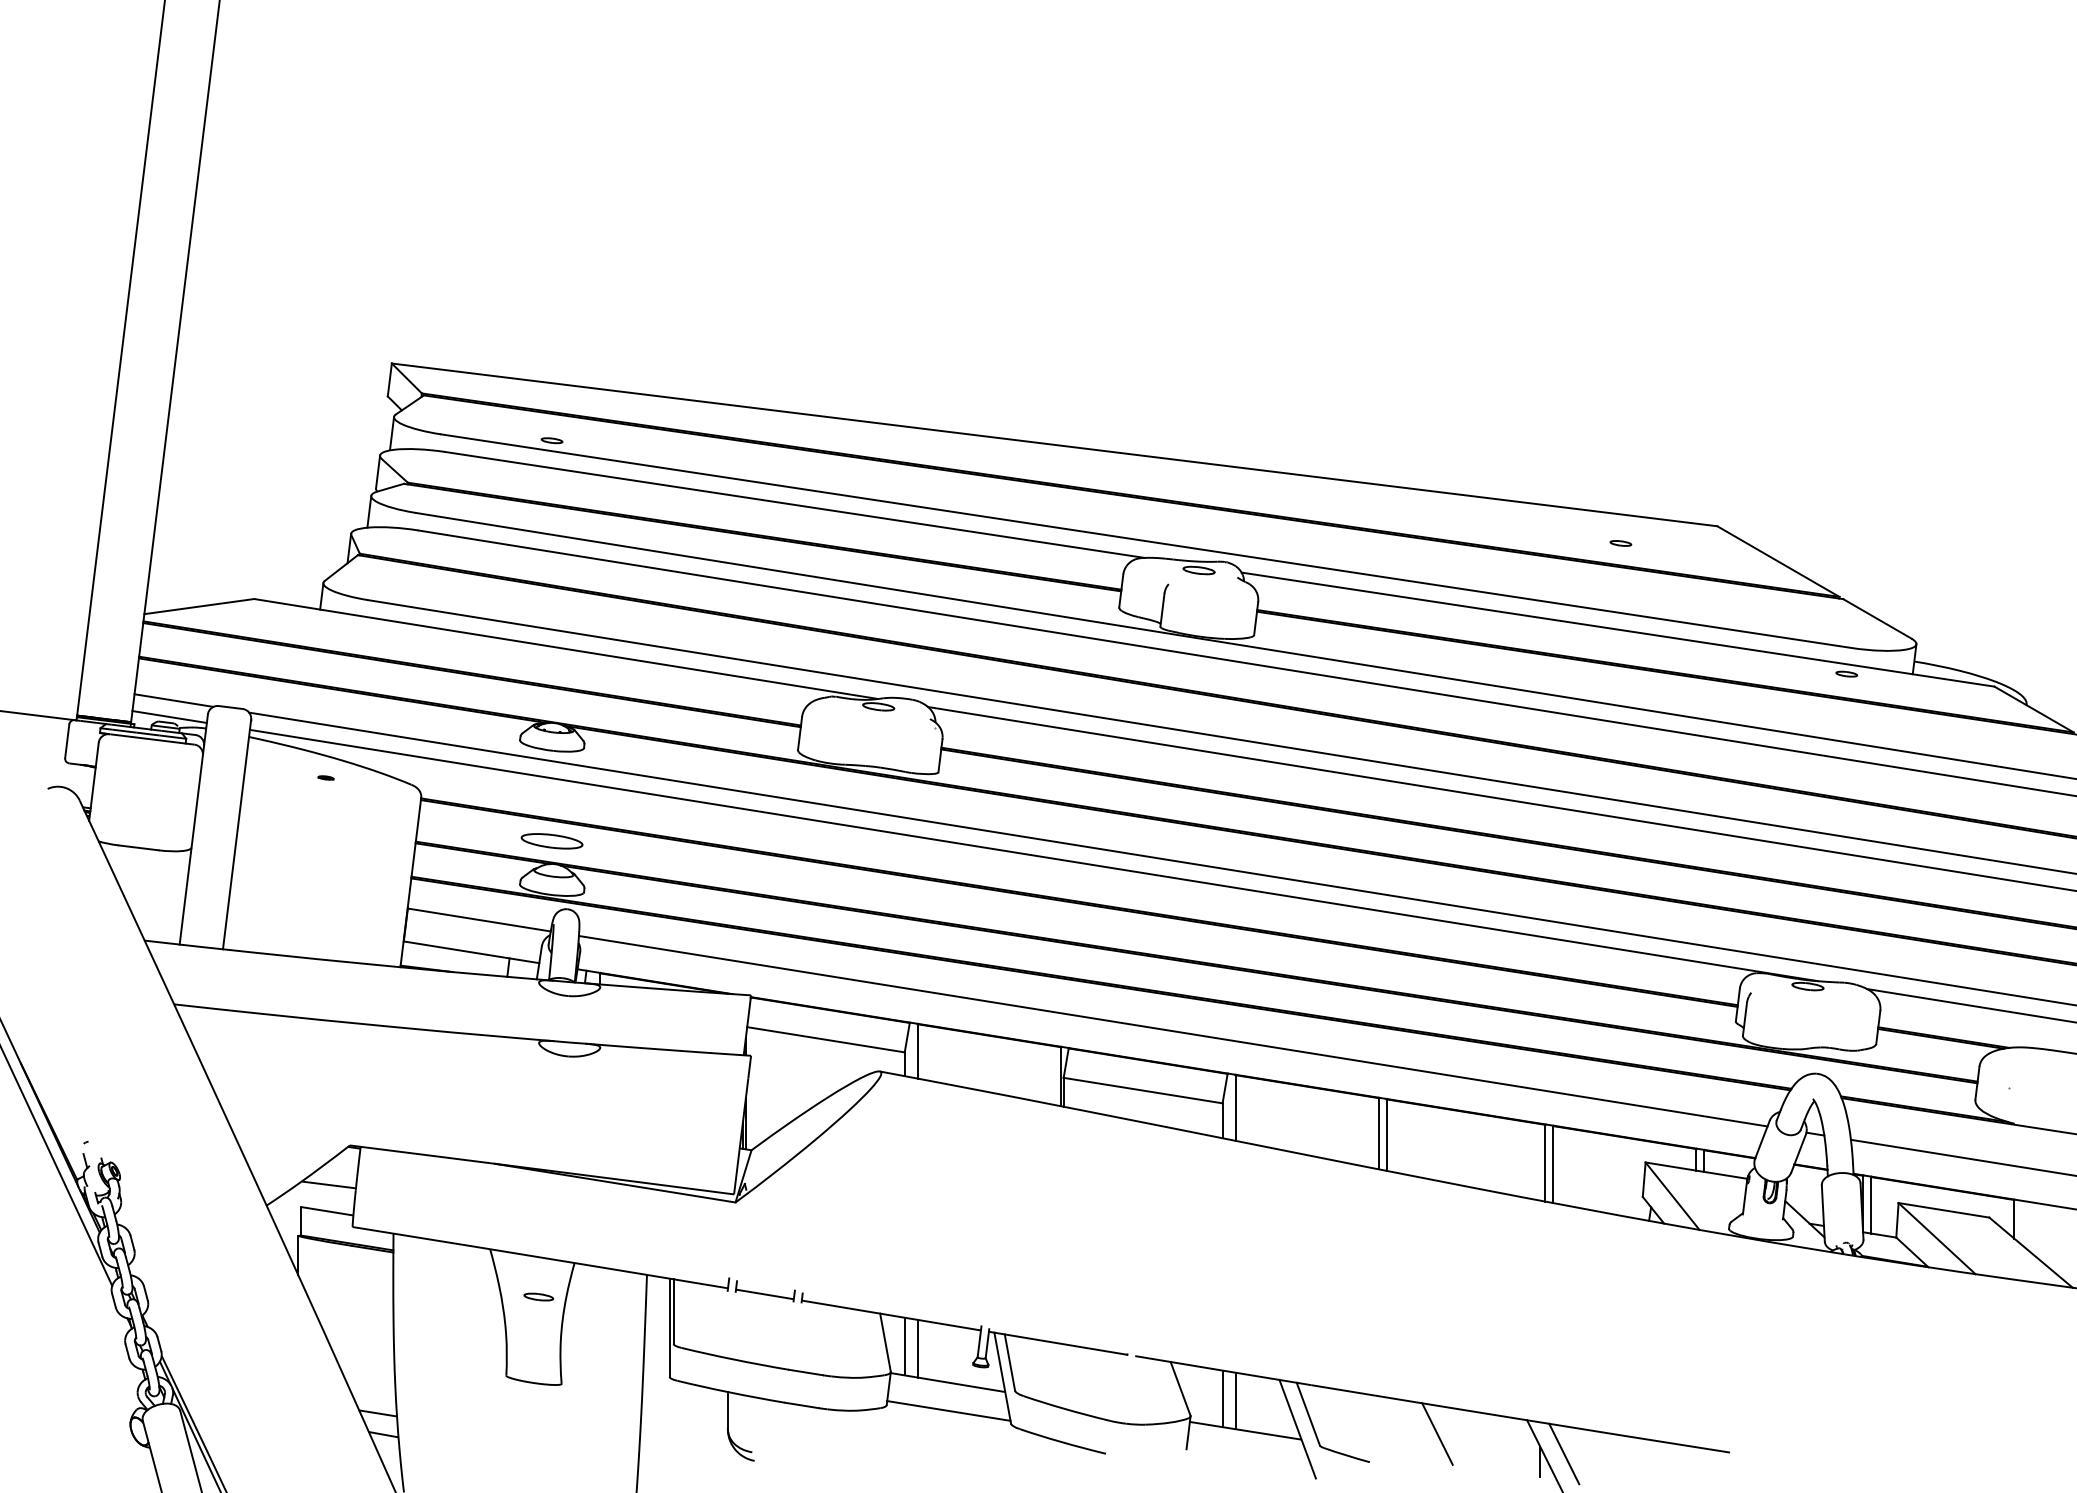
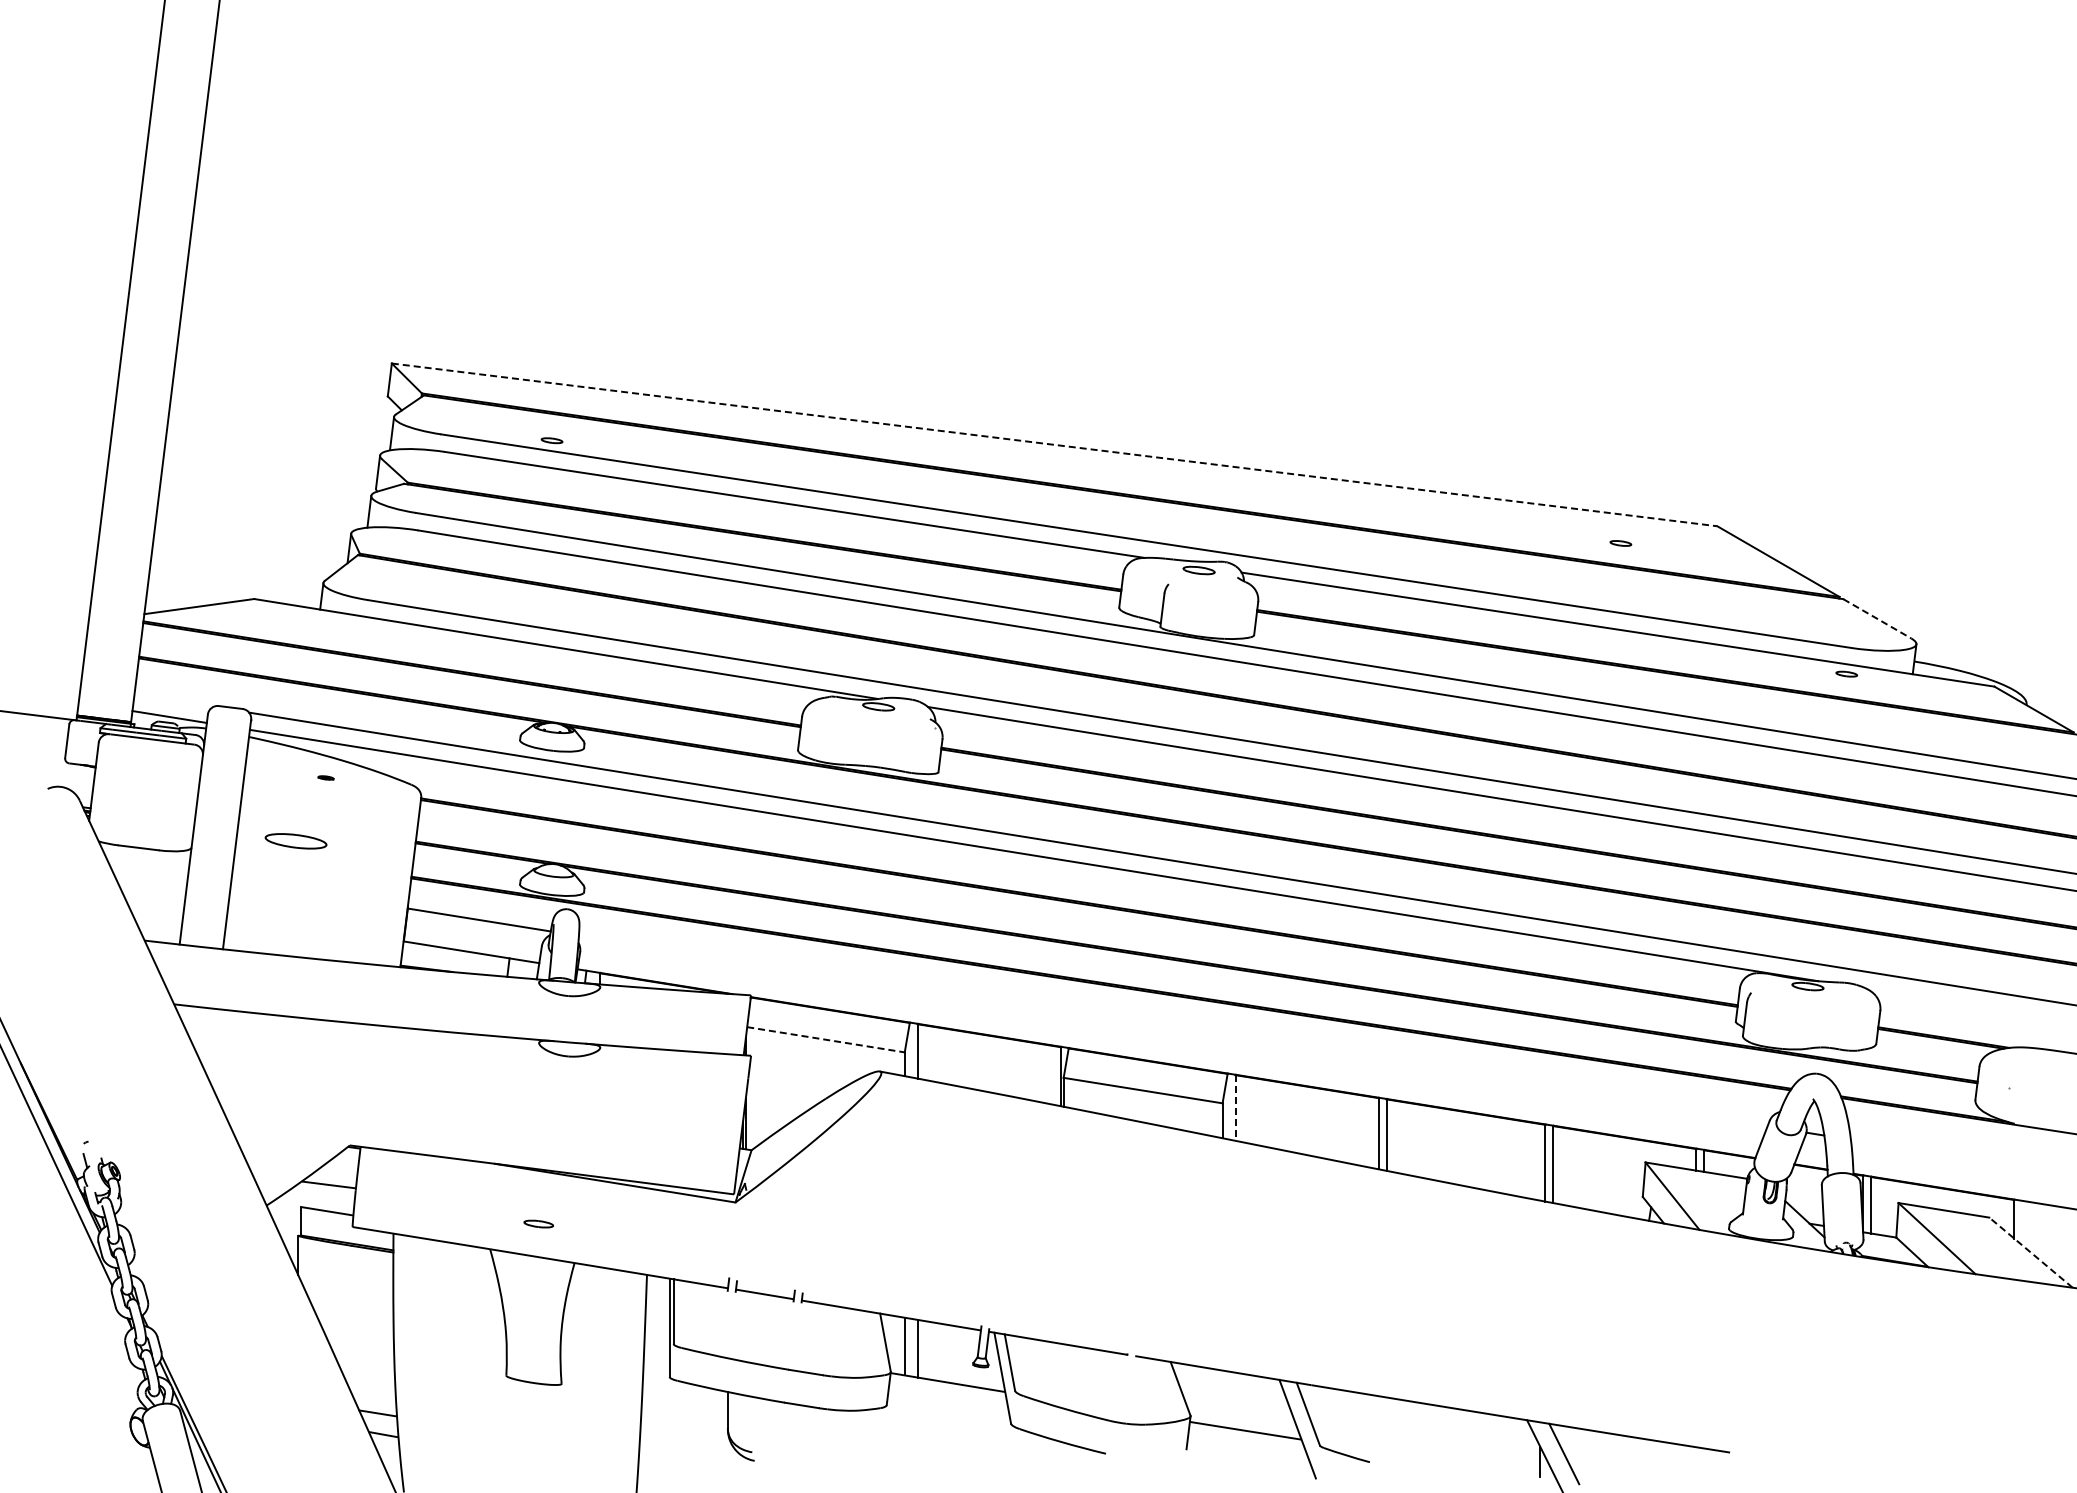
line: solid -> dashed (1054, 444)
line: solid -> dashed (1877, 619)
line: present -> none (173, 700)
part position: (551, 841) -> (295, 841) (295, 841)
line: present -> none (1970, 1005)
line: present -> none (1172, 1030)
line: solid -> dashed (825, 1039)
line: solid -> dashed (1235, 1108)
line: present -> none (1961, 1157)
line: solid -> dashed (2030, 1252)
part position: (538, 1296) -> (538, 1223) (538, 1223)
line: present -> none (1222, 1398)
line: present -> none (1235, 1400)
line: present -> none (948, 1410)
line: present -> none (1437, 1433)
